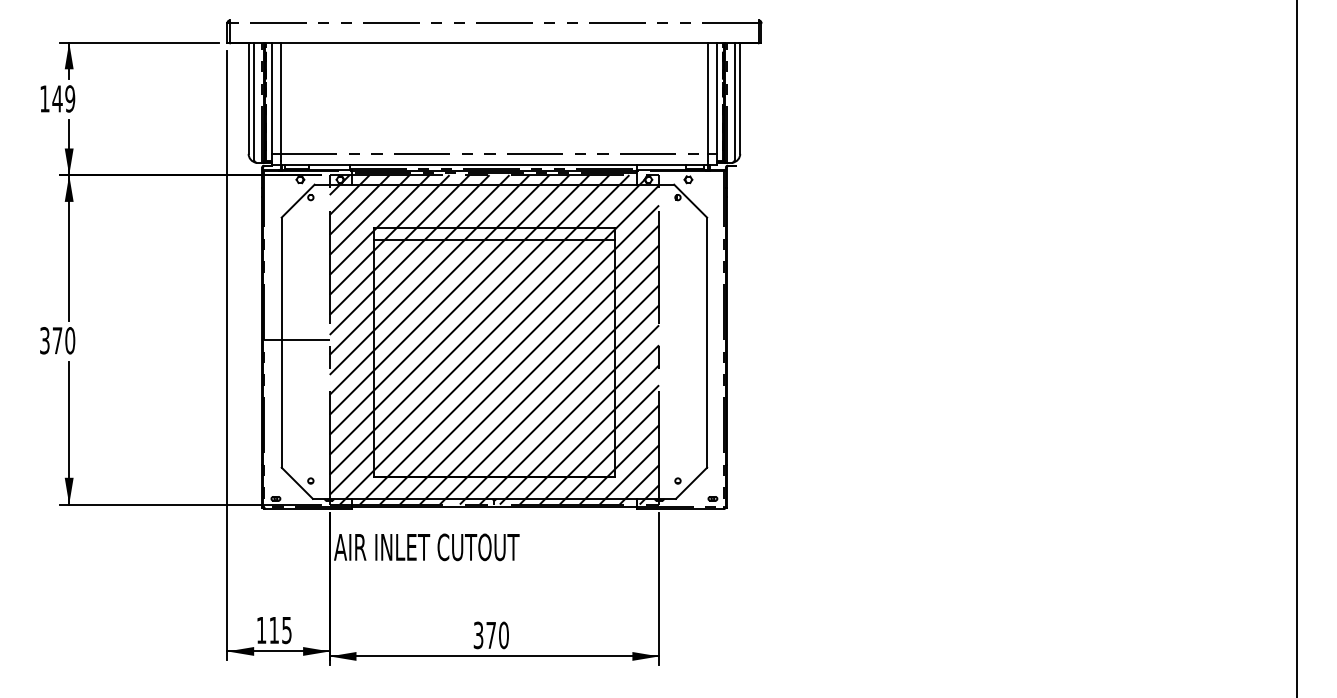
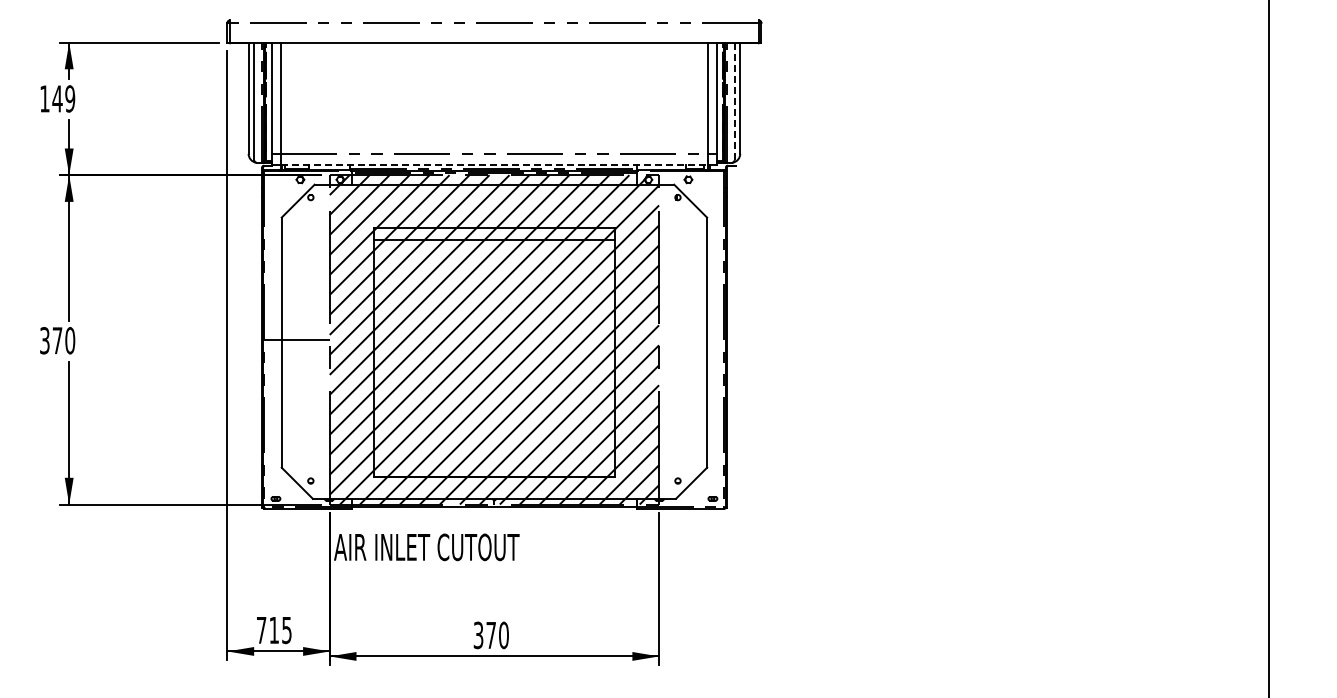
line: solid -> dashed (734, 101)
line: solid -> dashed (494, 164)
line position: (1296, 348) -> (1268, 348) (1268, 348)
text: 115 -> 715 (261, 630)
